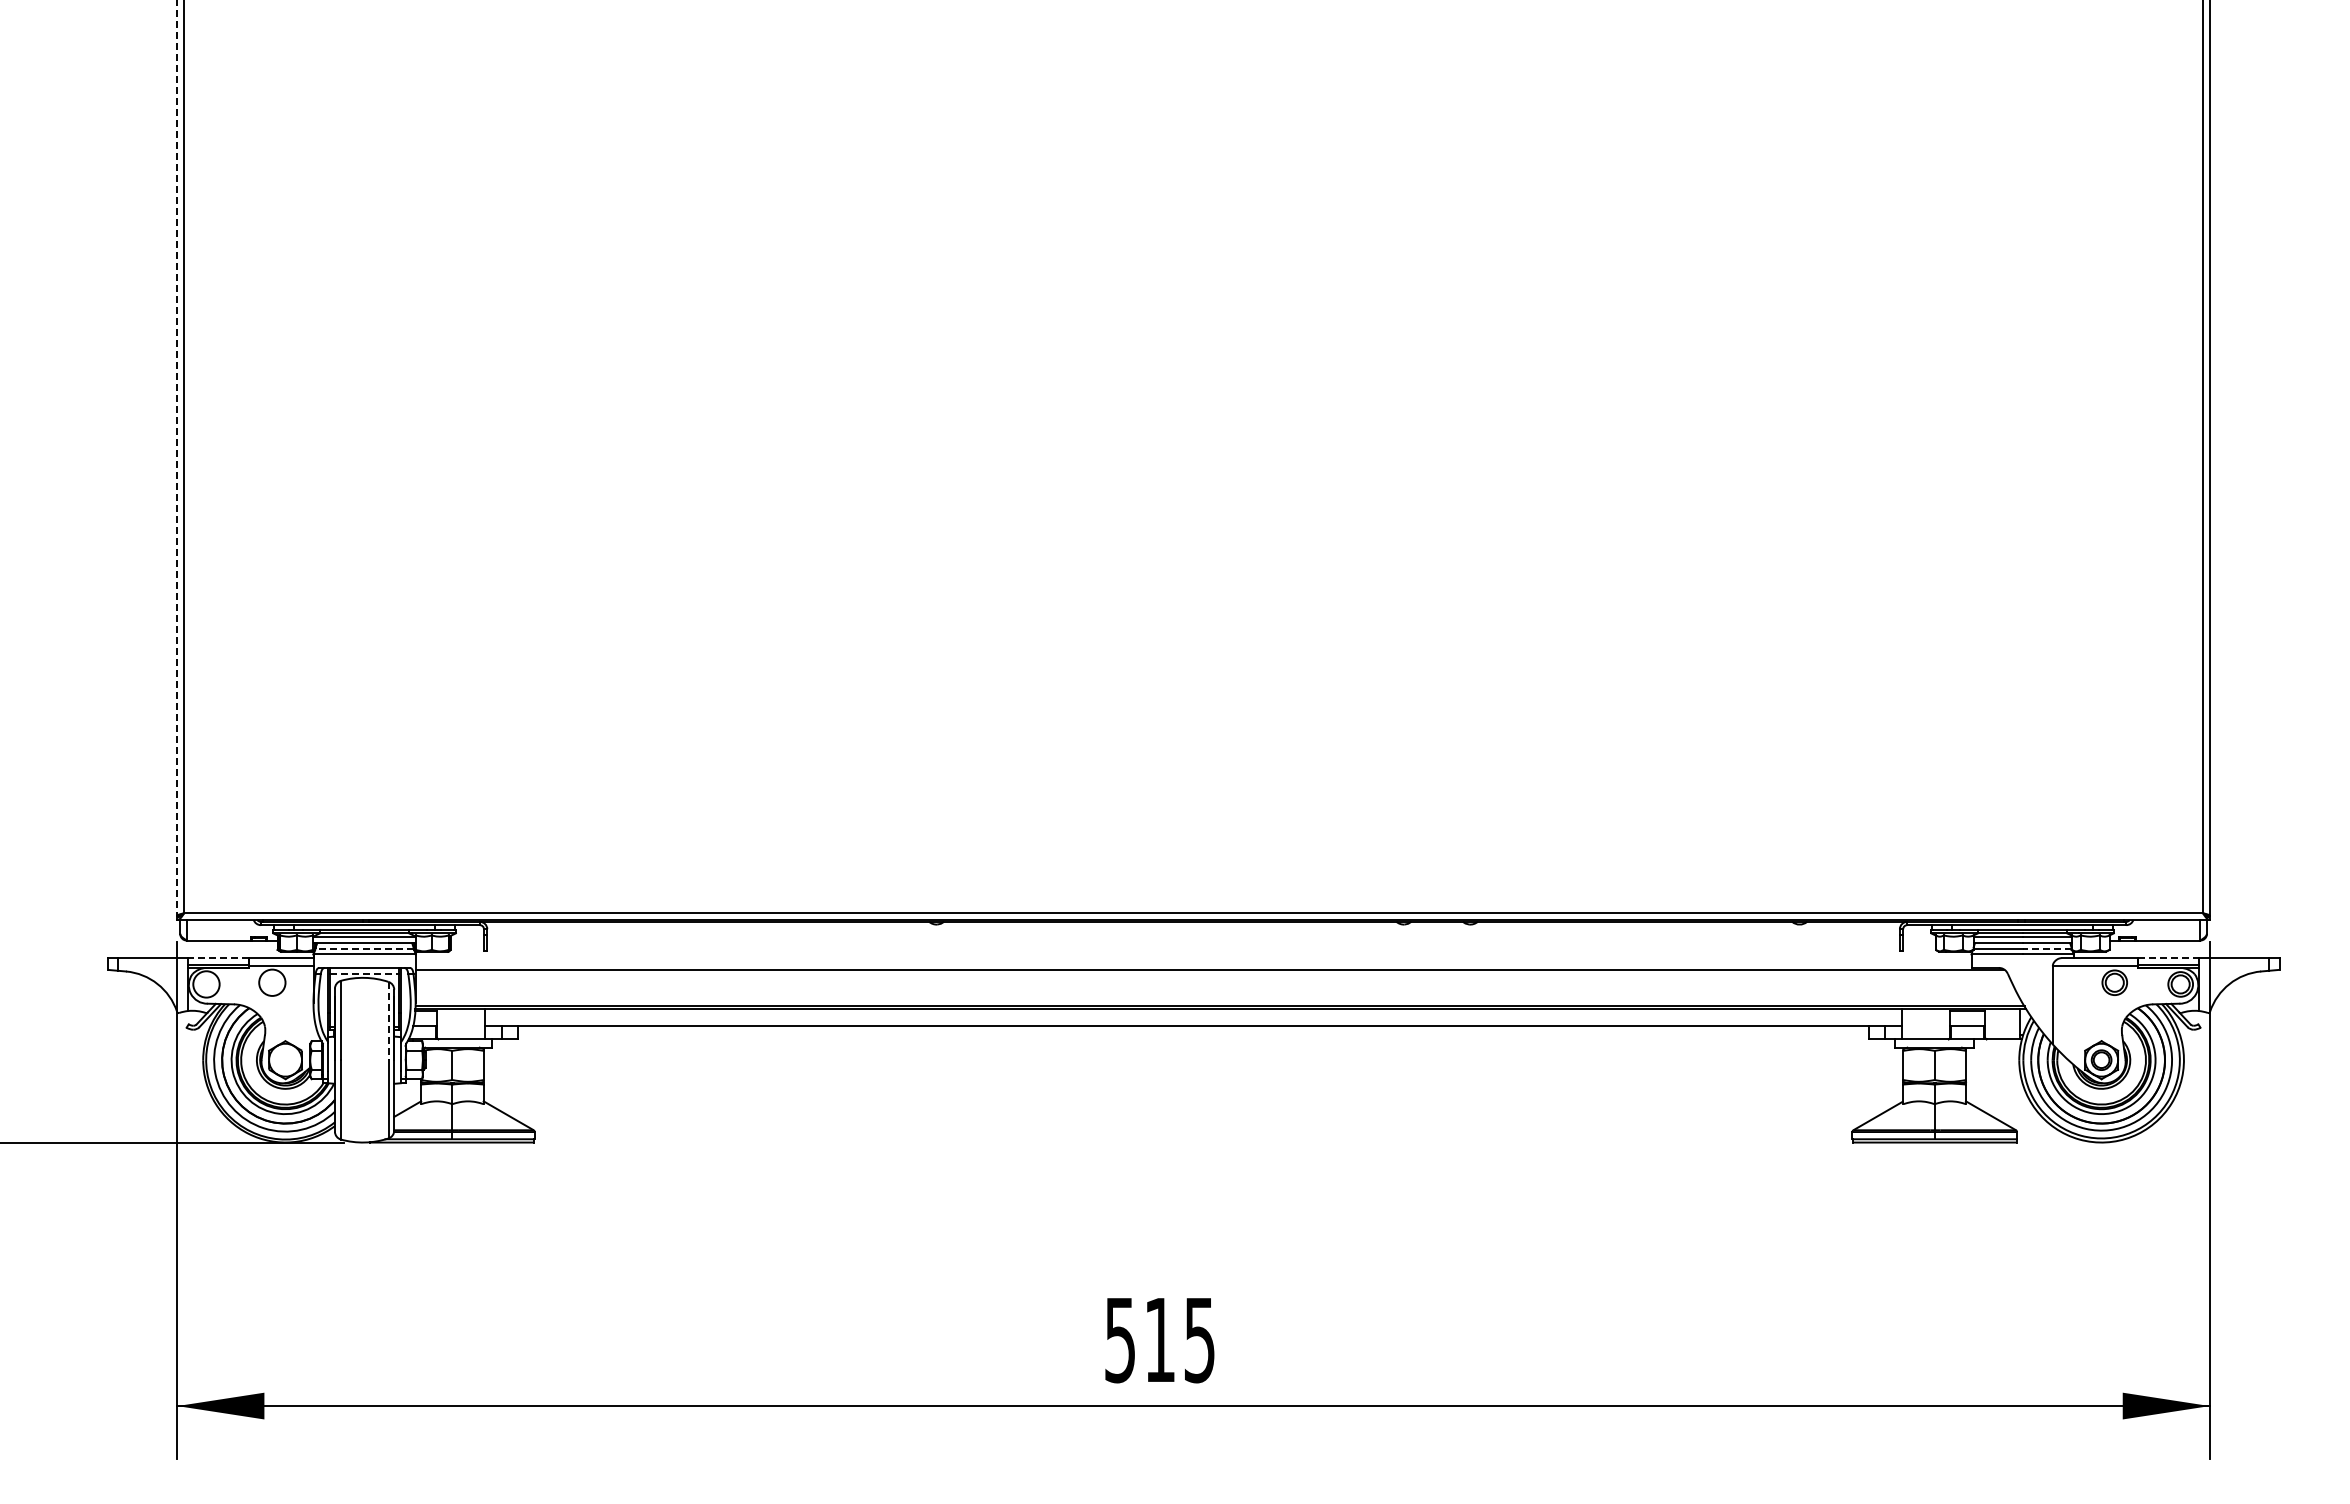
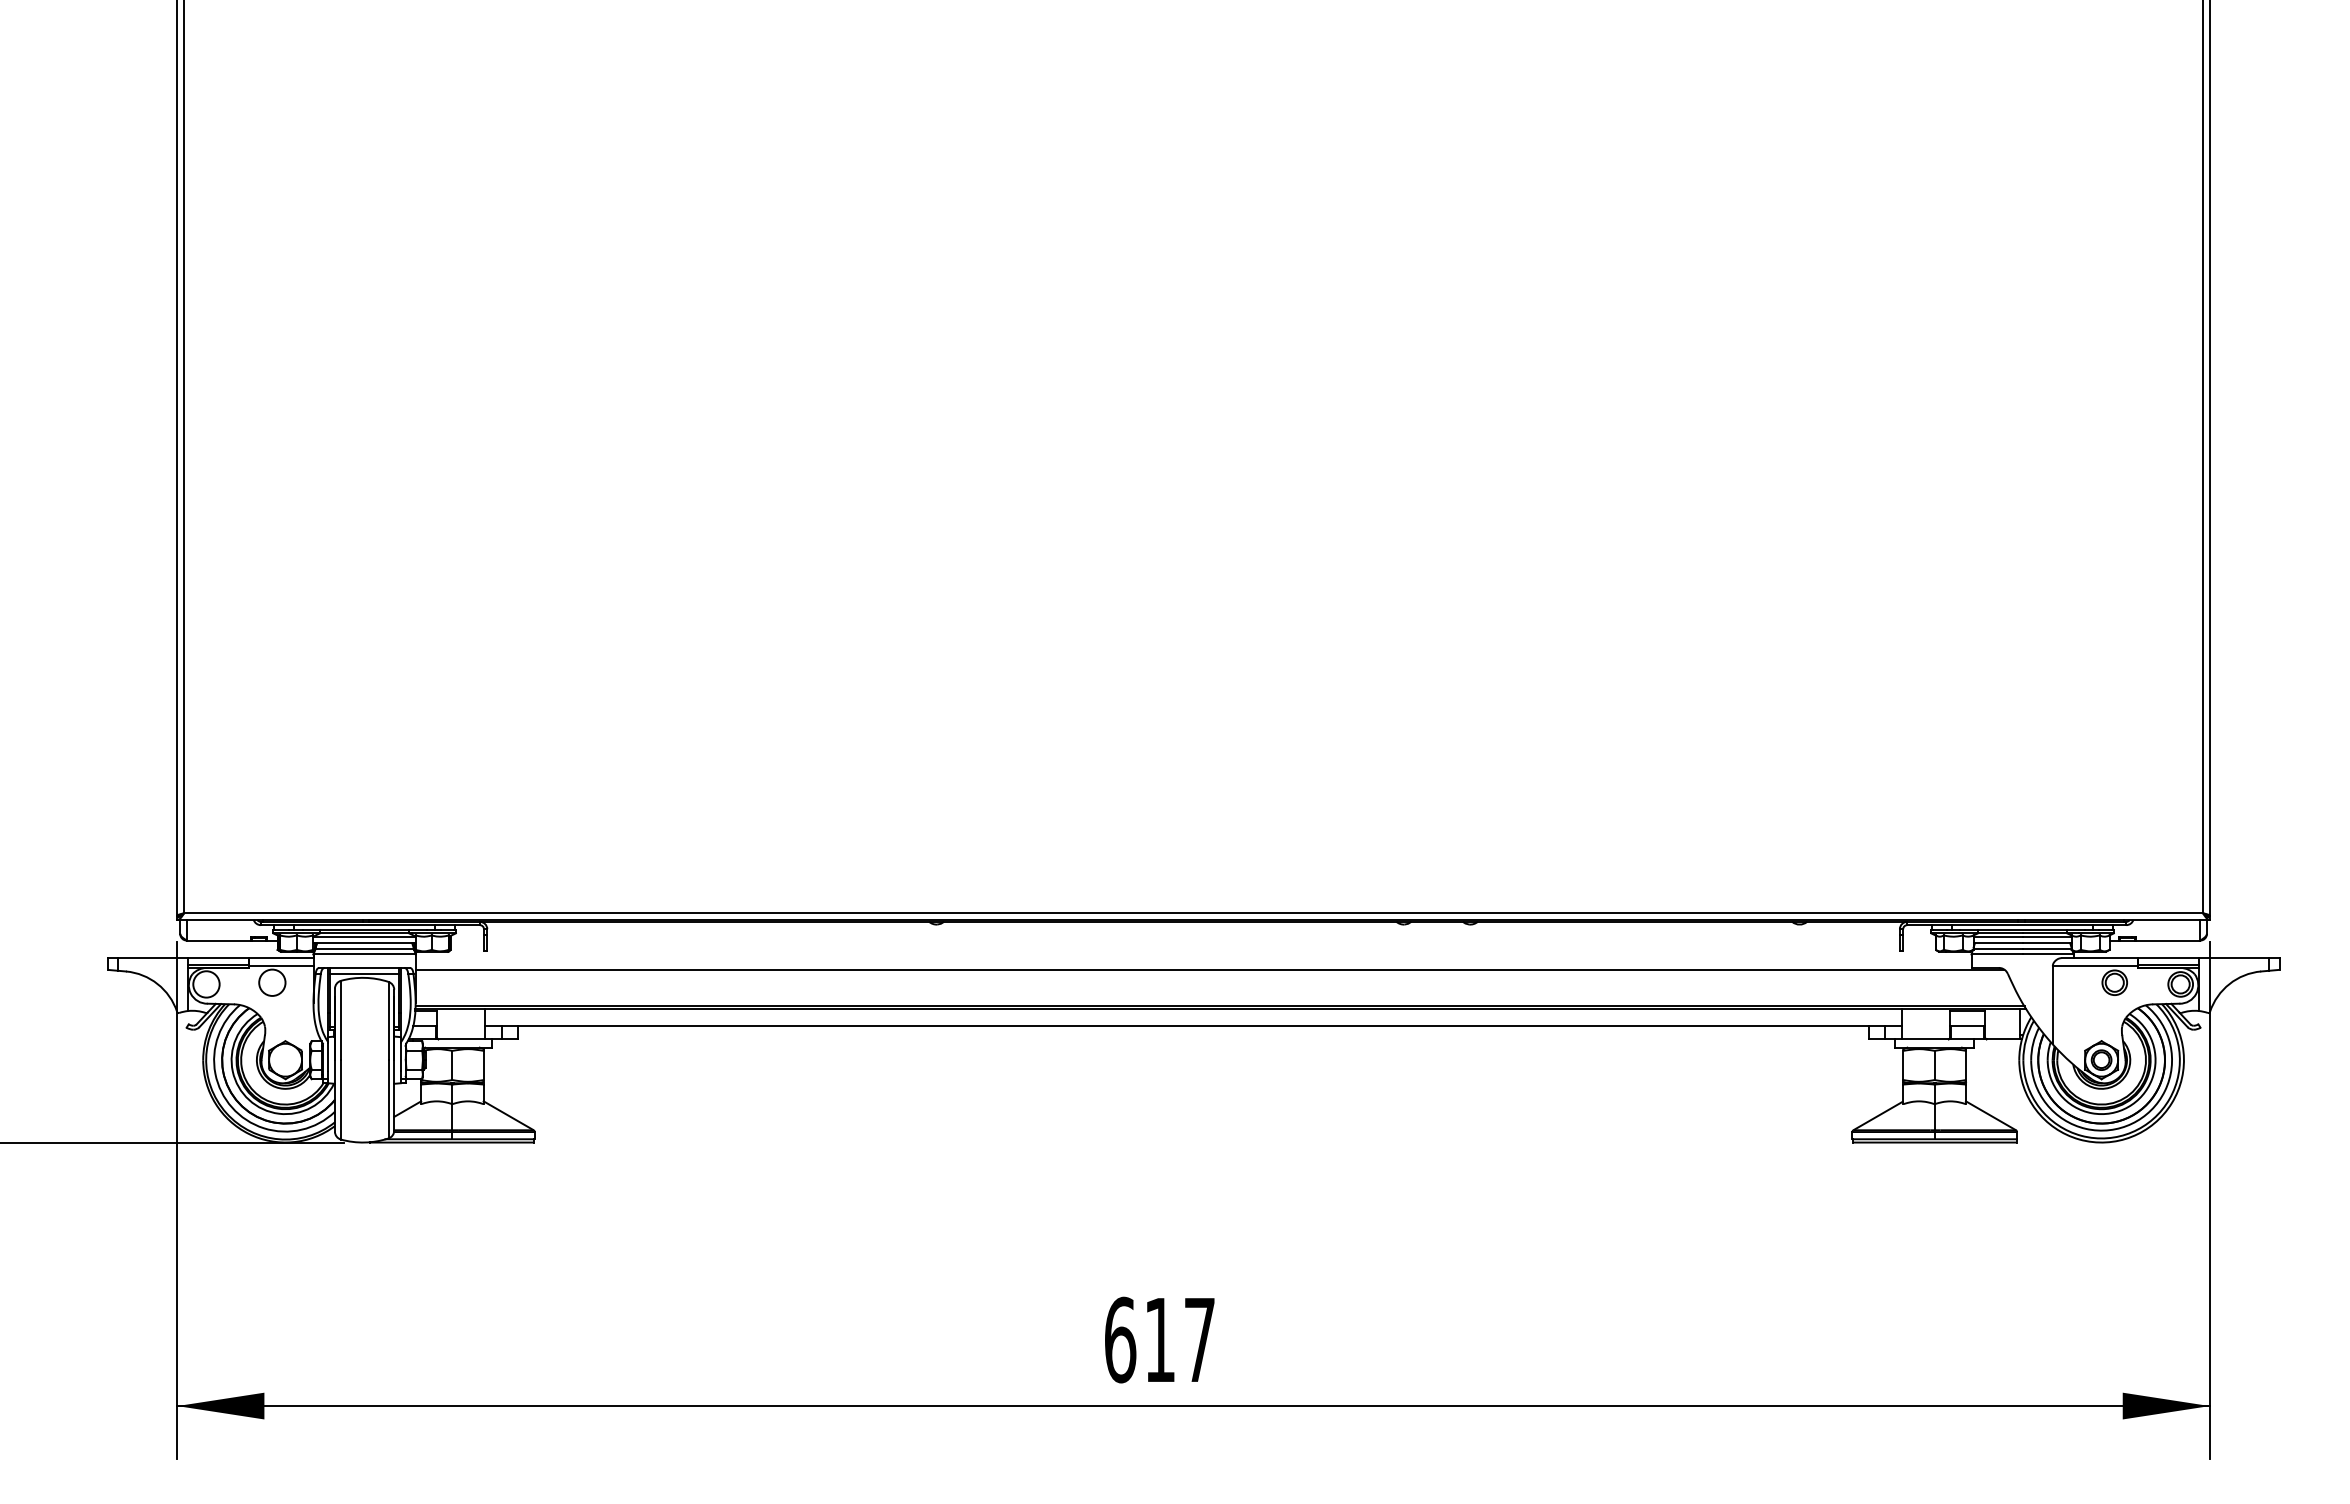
line: dashed -> solid (177, 458)
line: dashed -> solid (364, 949)
line: dashed -> solid (2046, 949)
line: dashed -> solid (218, 958)
line: dashed -> solid (2168, 958)
line: dashed -> solid (364, 973)
line: dashed -> solid (388, 1021)
text: 515 -> 617 (1159, 1339)
